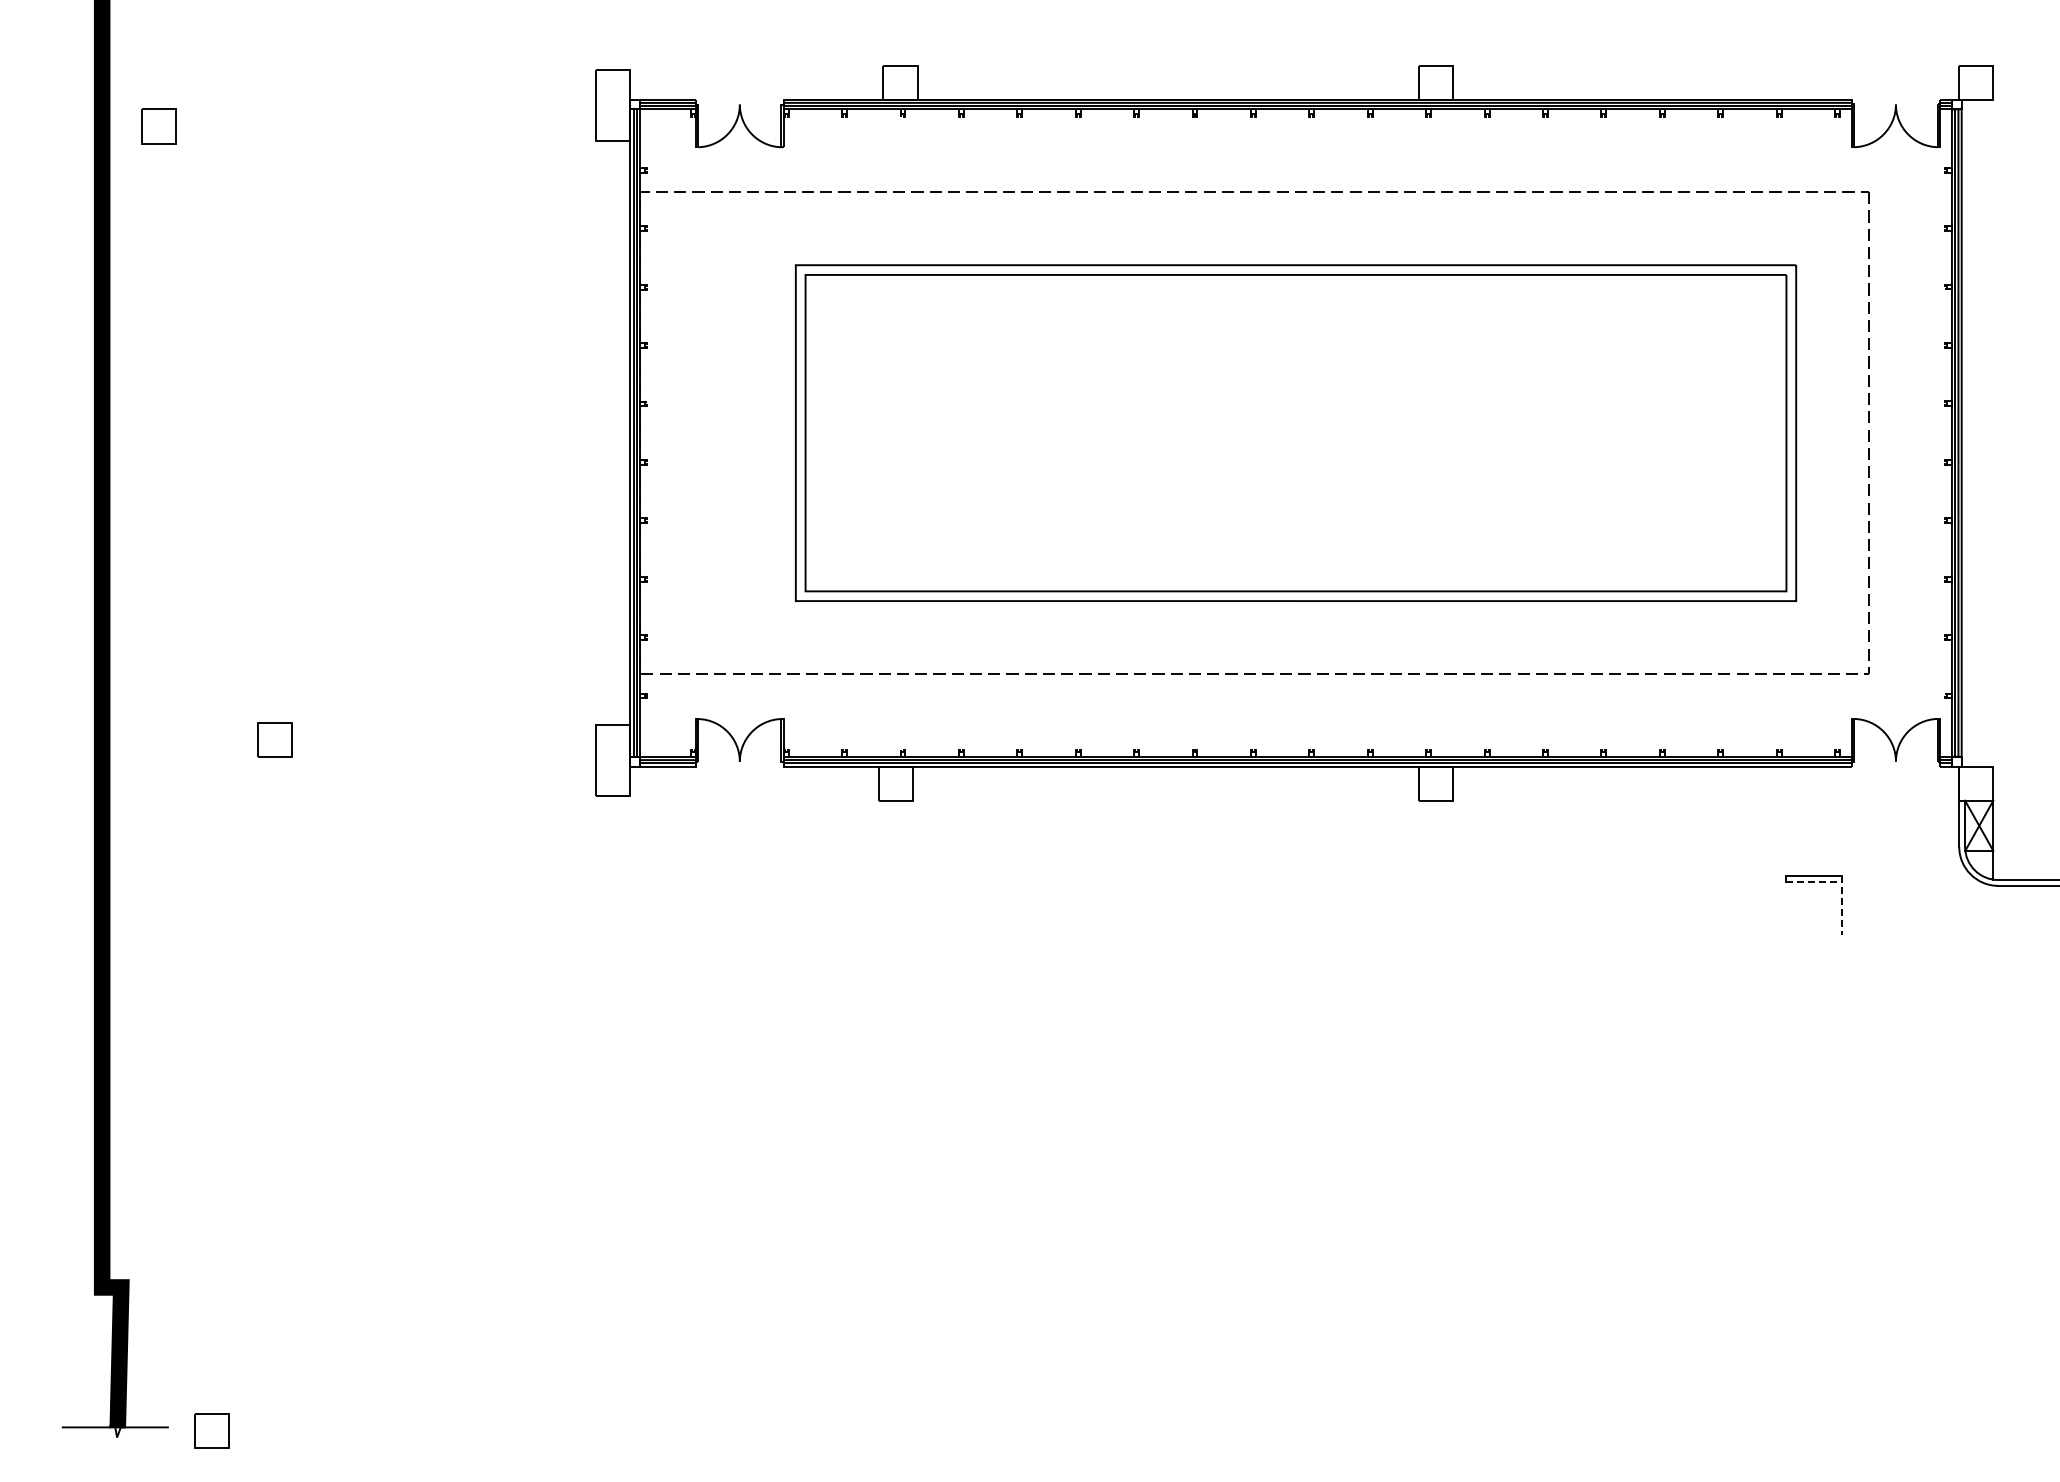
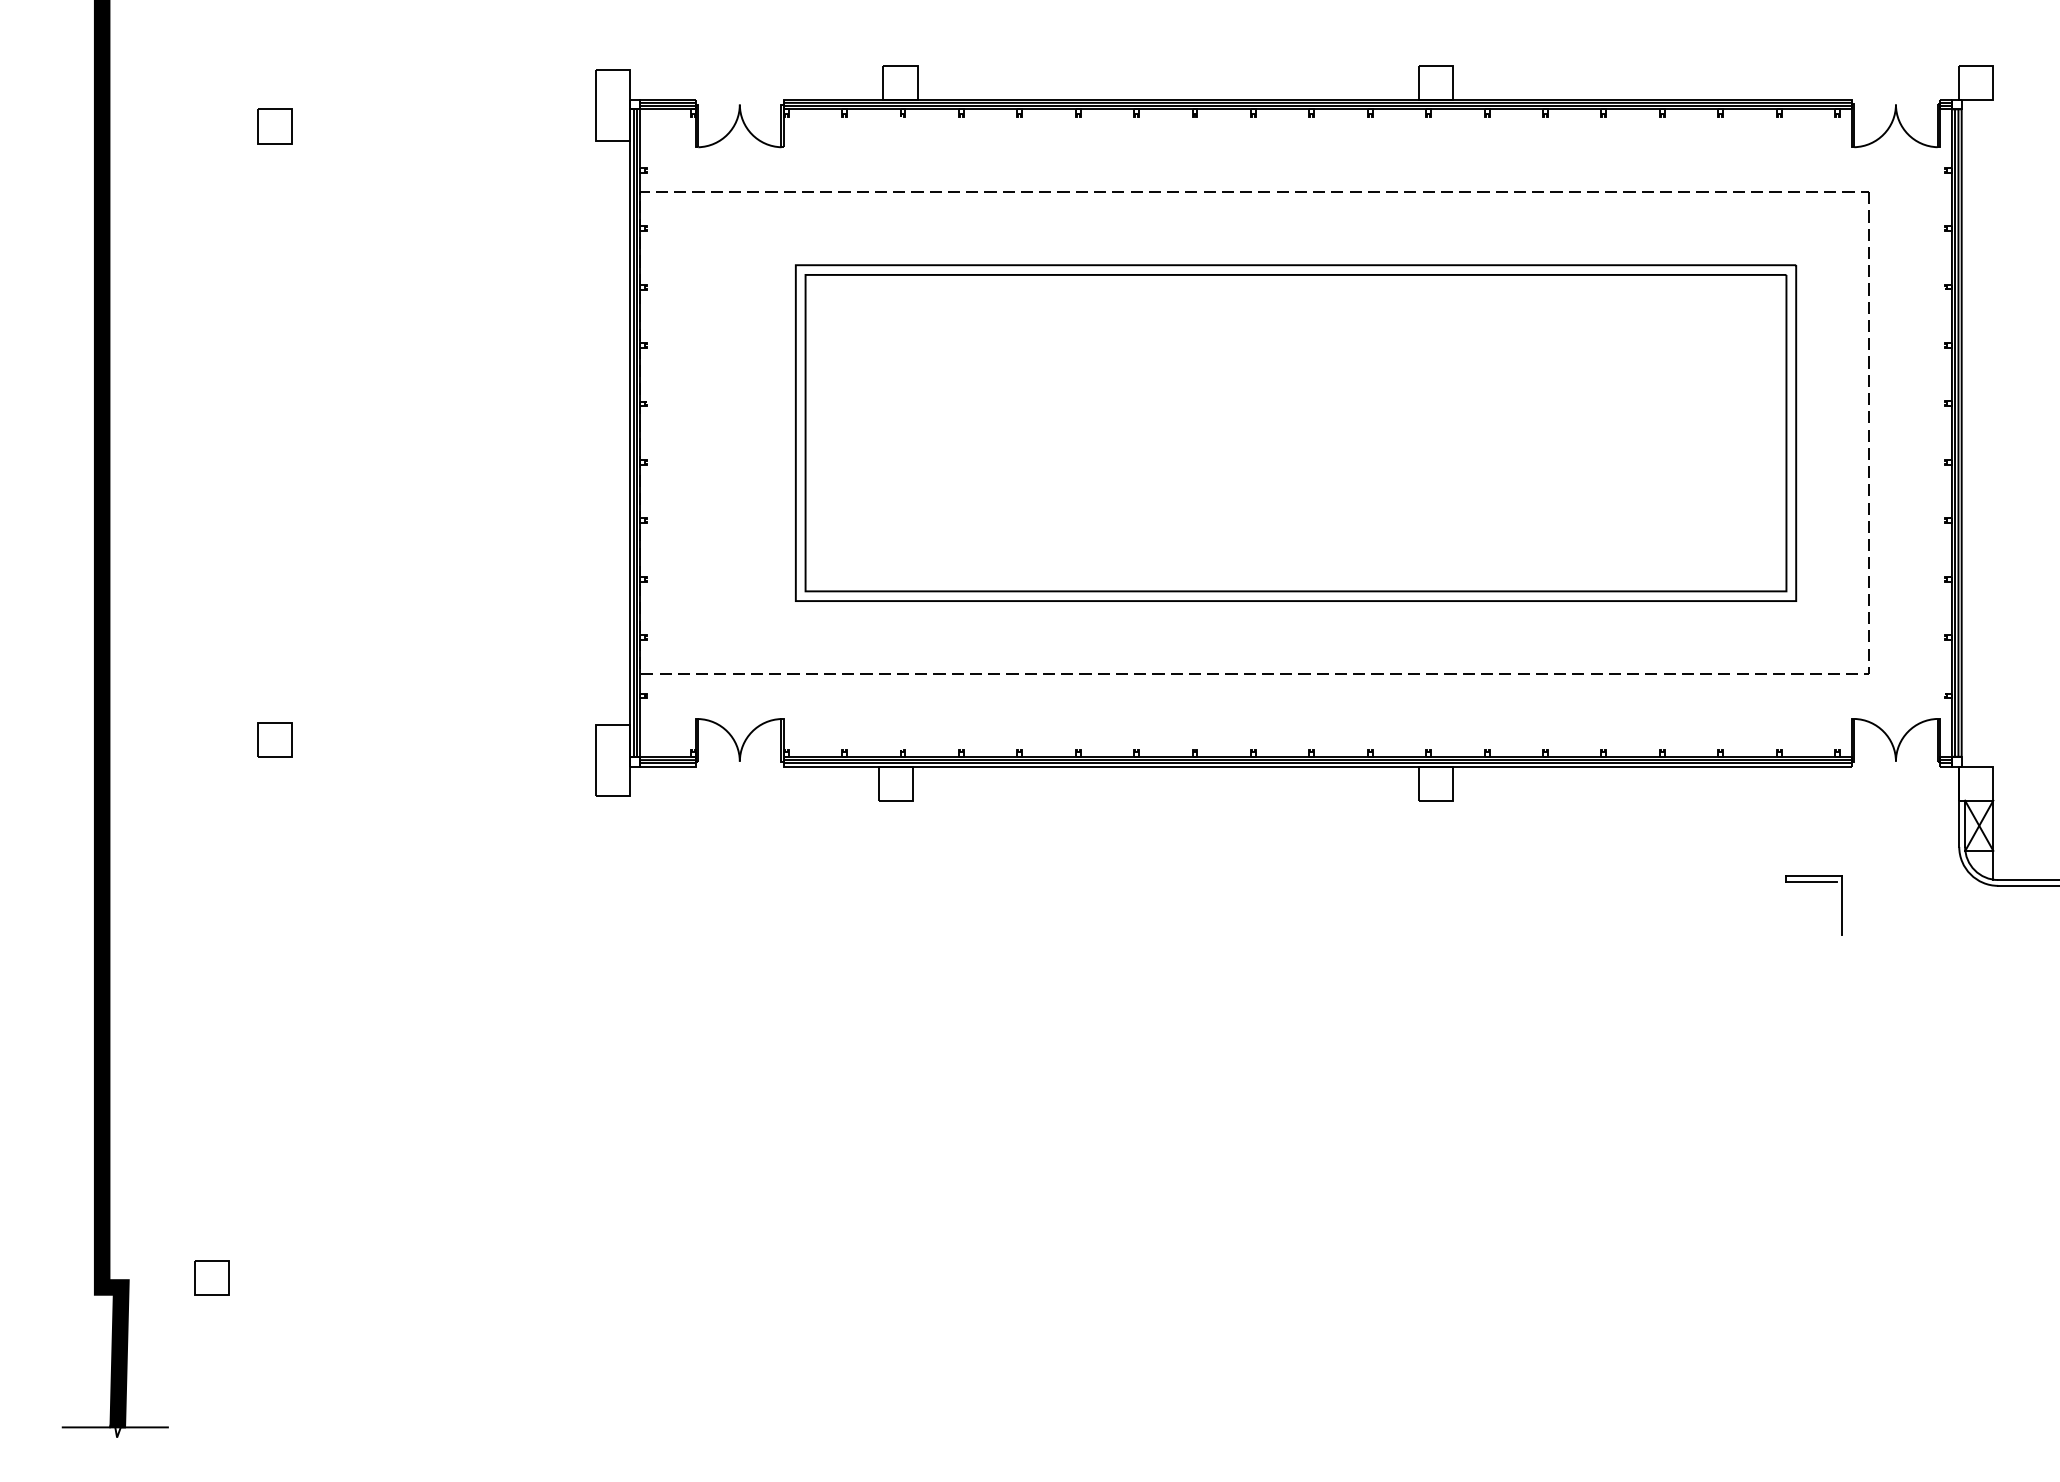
part position: (158, 126) -> (274, 126) (274, 126)
line: dashed -> solid (1811, 881)
line: dashed -> solid (1842, 905)
part position: (211, 1430) -> (211, 1277) (211, 1277)
